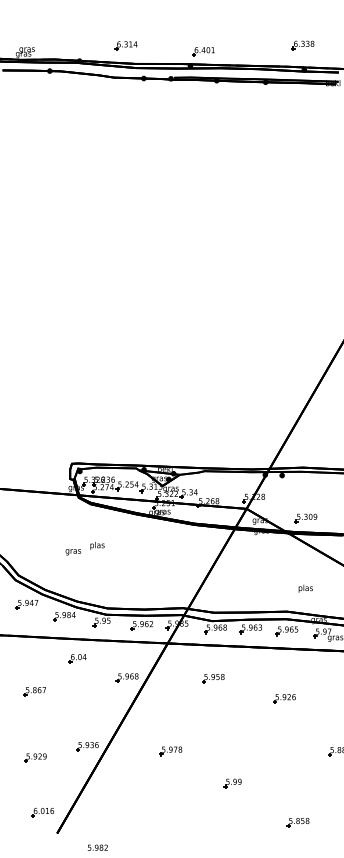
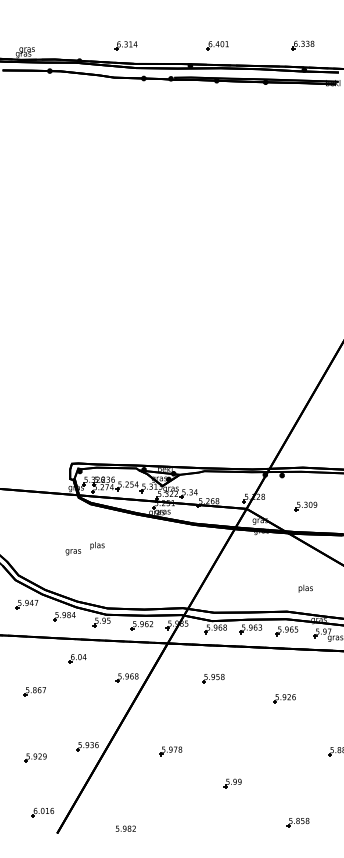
part position: (203, 51) -> (217, 45) (217, 45)
part position: (305, 518) -> (305, 506) (305, 506)
text position: (97, 847) -> (125, 828) (125, 828)
